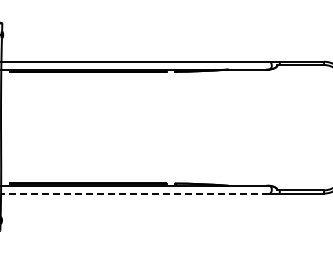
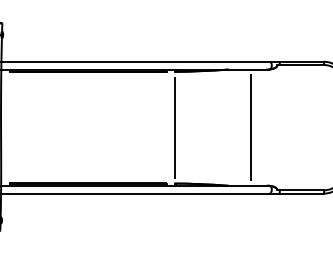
line: none -> present (175, 127)
line: none -> present (251, 127)
line: dashed -> solid (134, 193)
